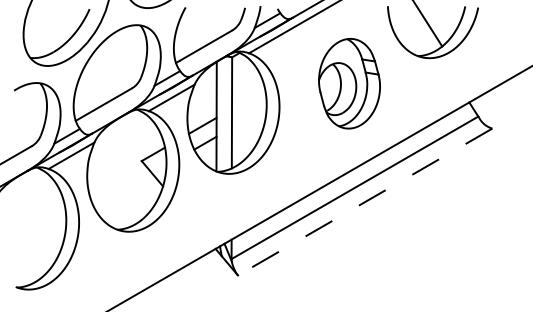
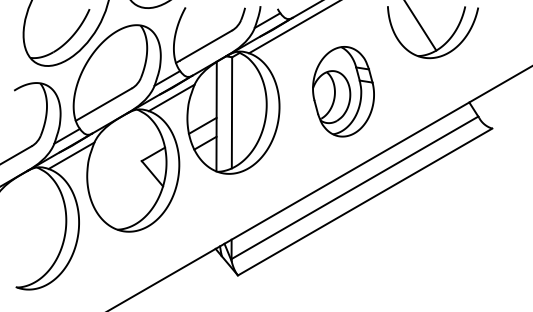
line position: (428, 24) -> (420, 26) (420, 26)
part position: (349, 83) -> (343, 91) (343, 91)
line: dashed -> solid (365, 202)
